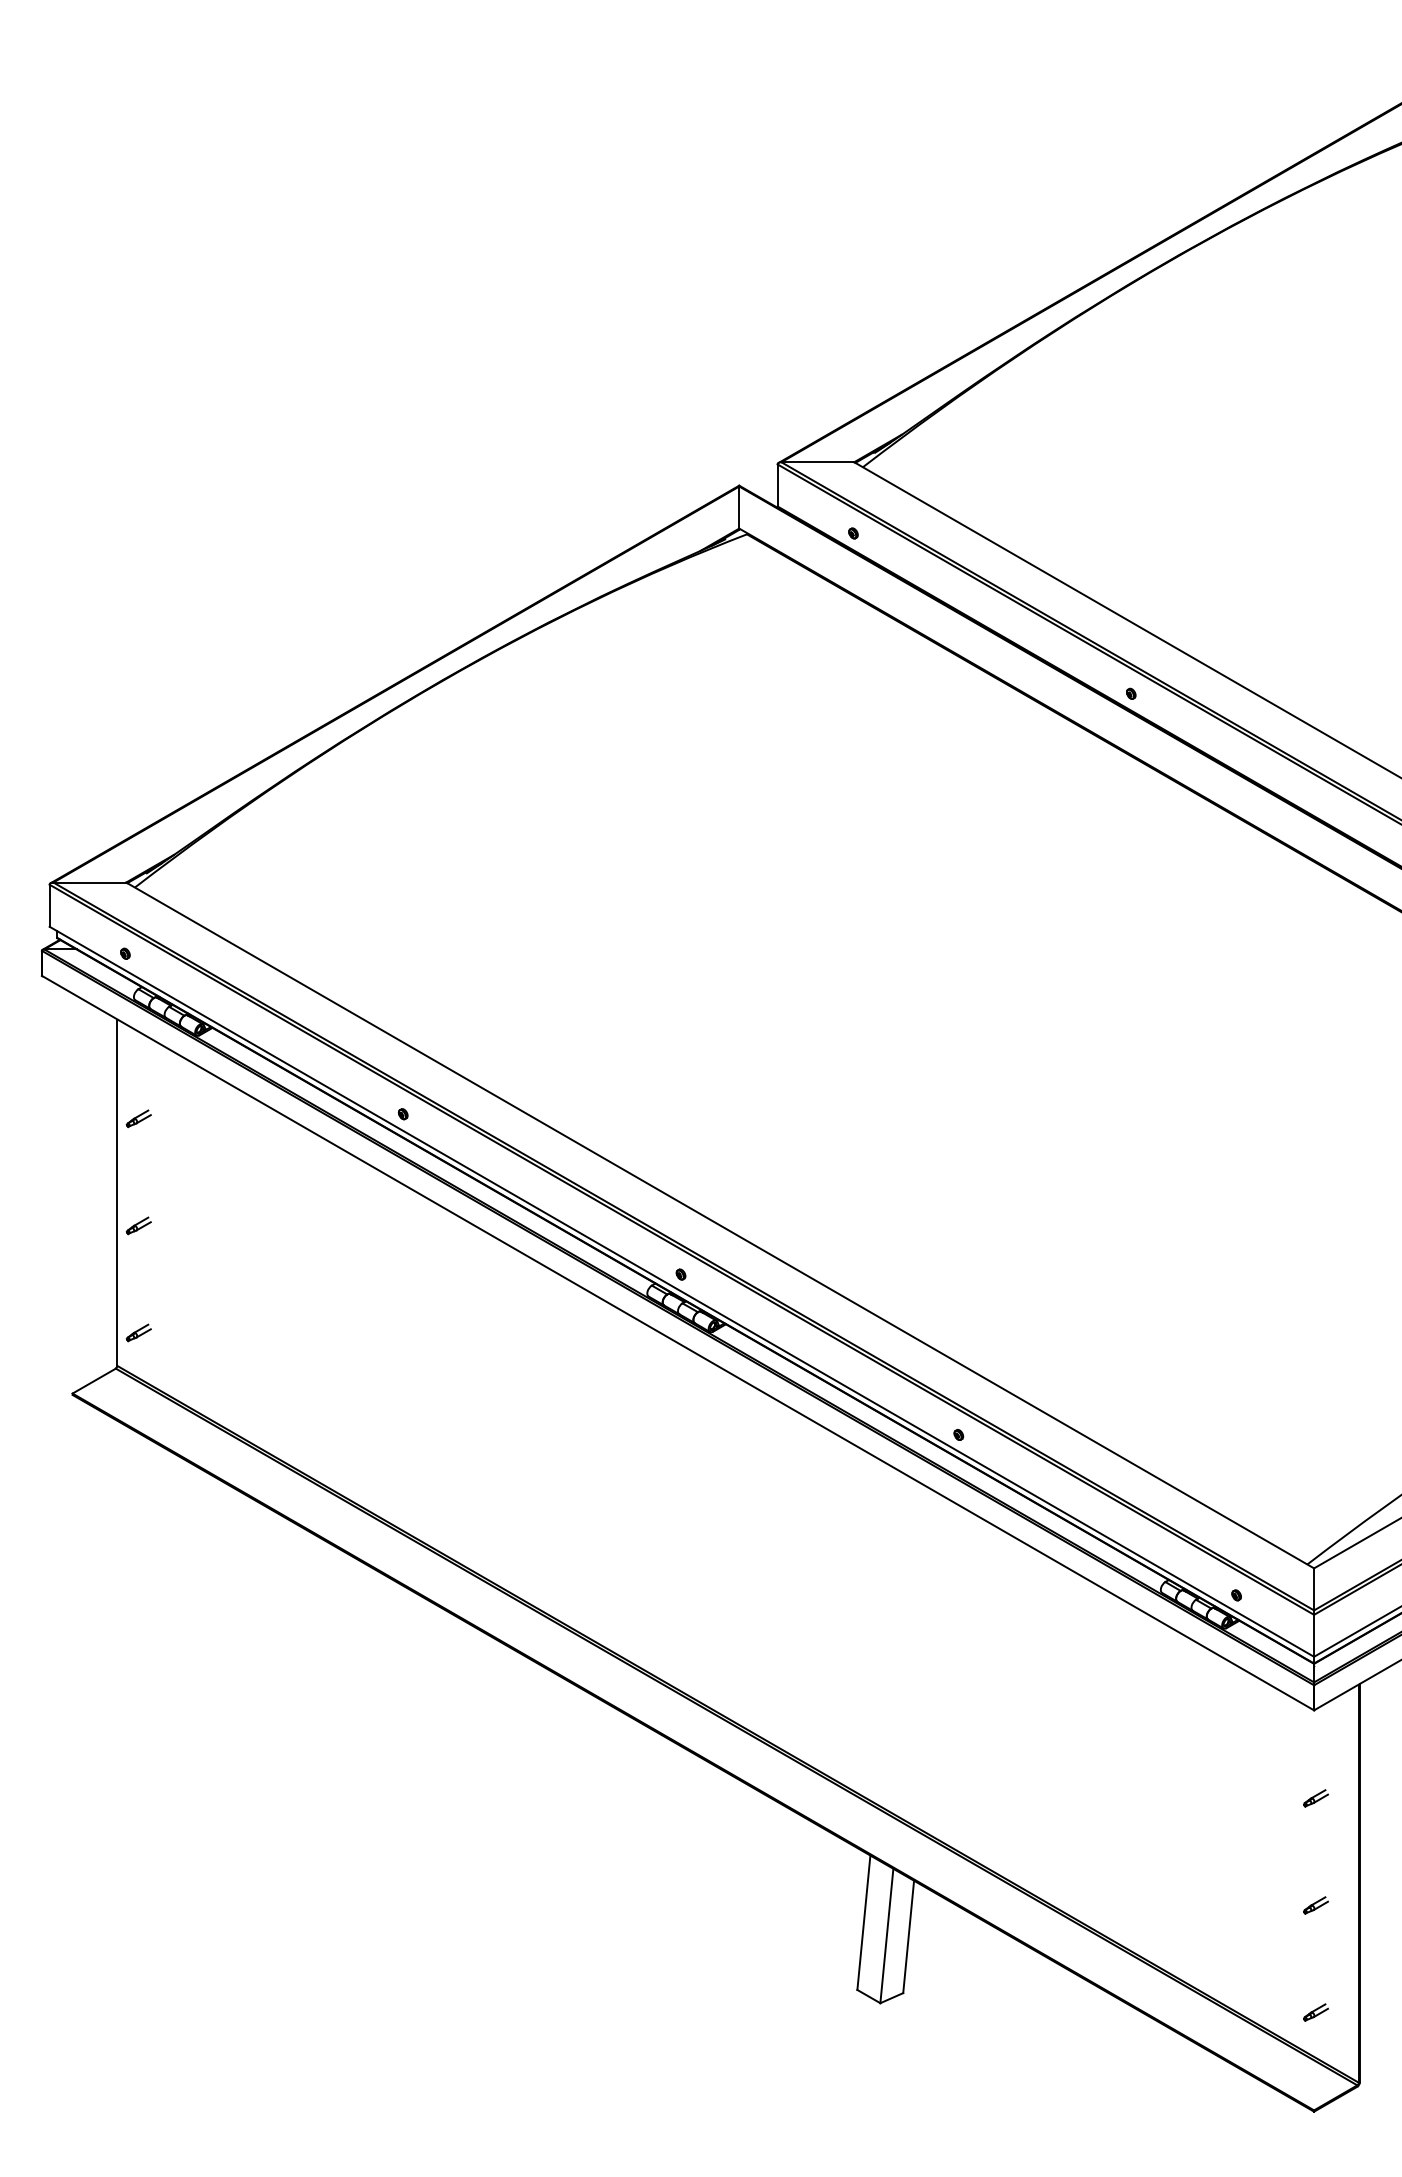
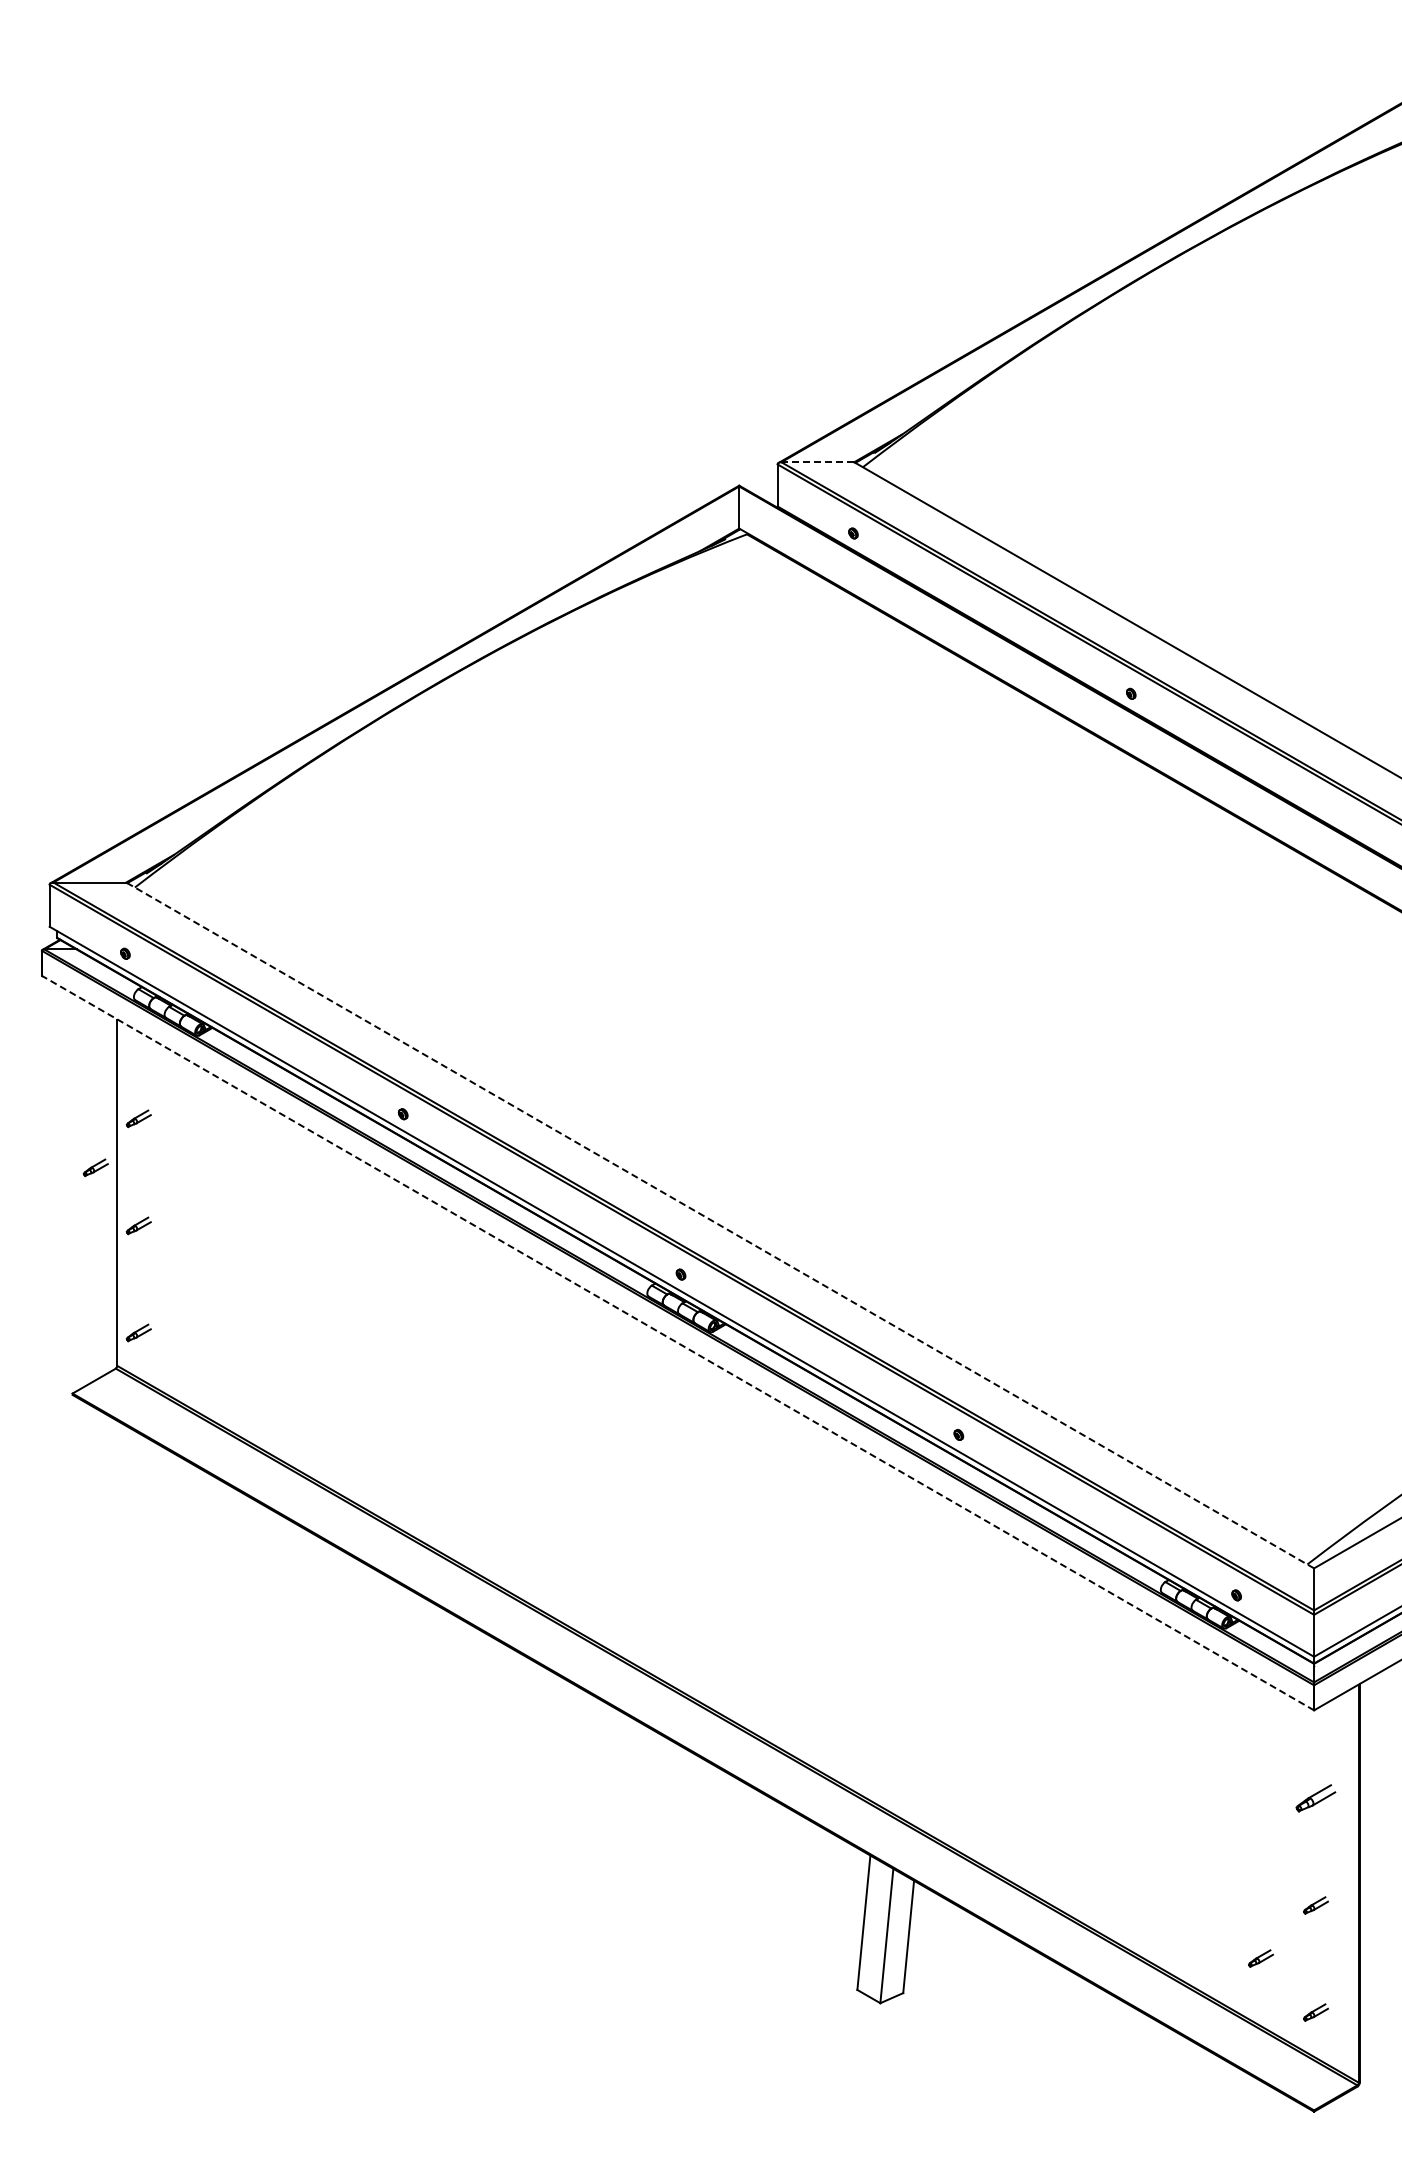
line: solid -> dashed (818, 462)
part: none -> present (95, 1167)
line: solid -> dashed (720, 1225)
line: solid -> dashed (677, 1342)
part size: 26x19 px -> 42x29 px (1315, 1798)
part: none -> present (1260, 1958)
